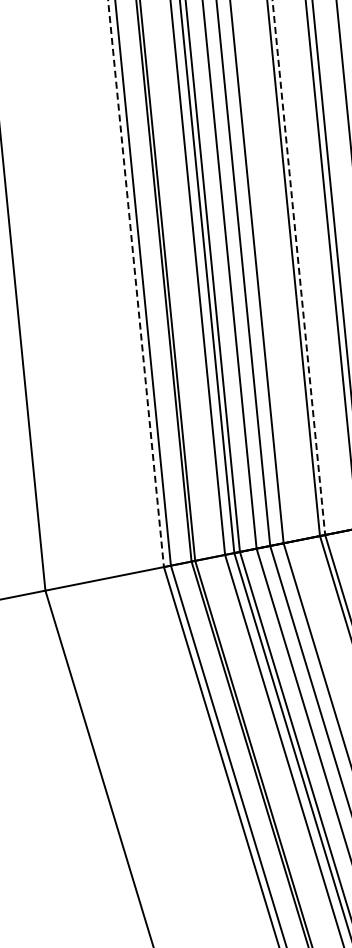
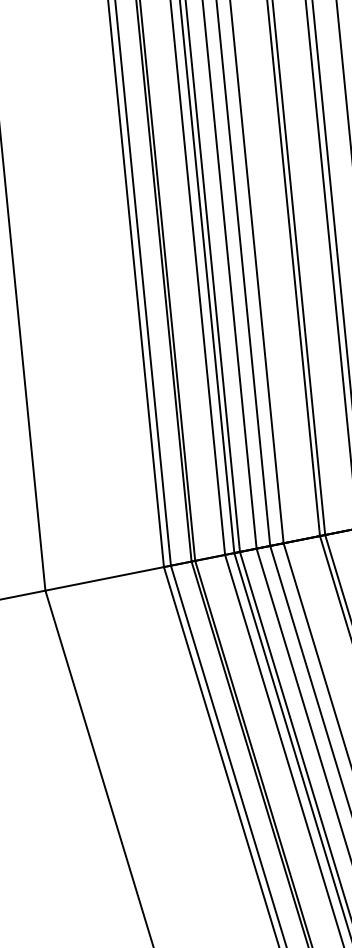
line: dashed -> solid (298, 268)
line: dashed -> solid (136, 284)
